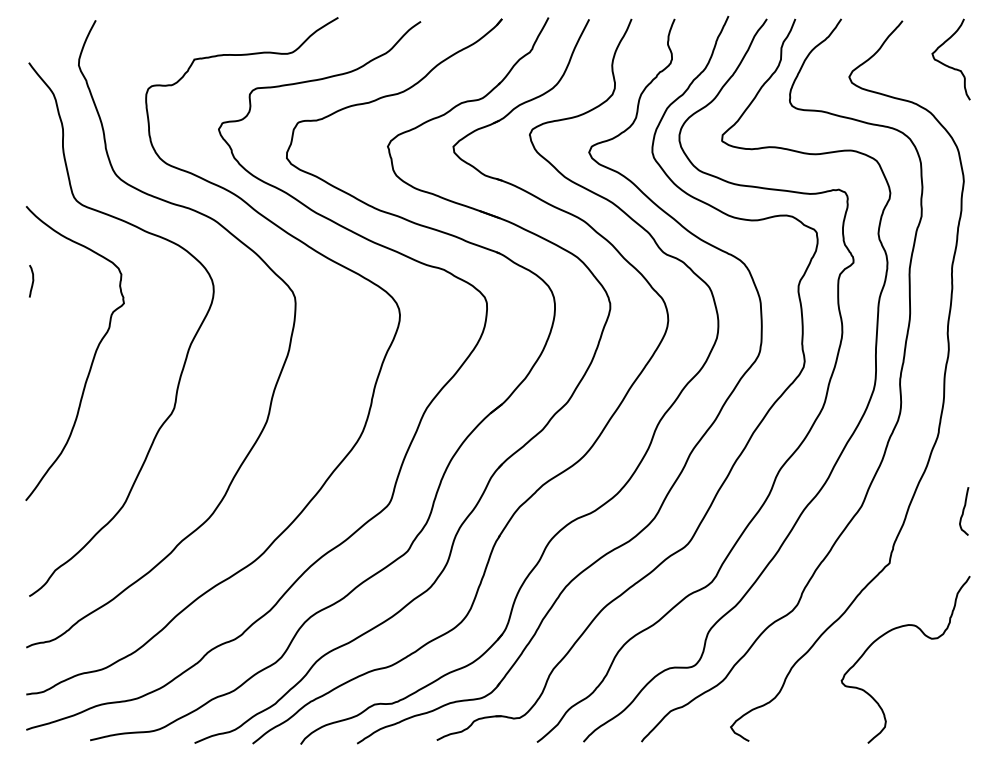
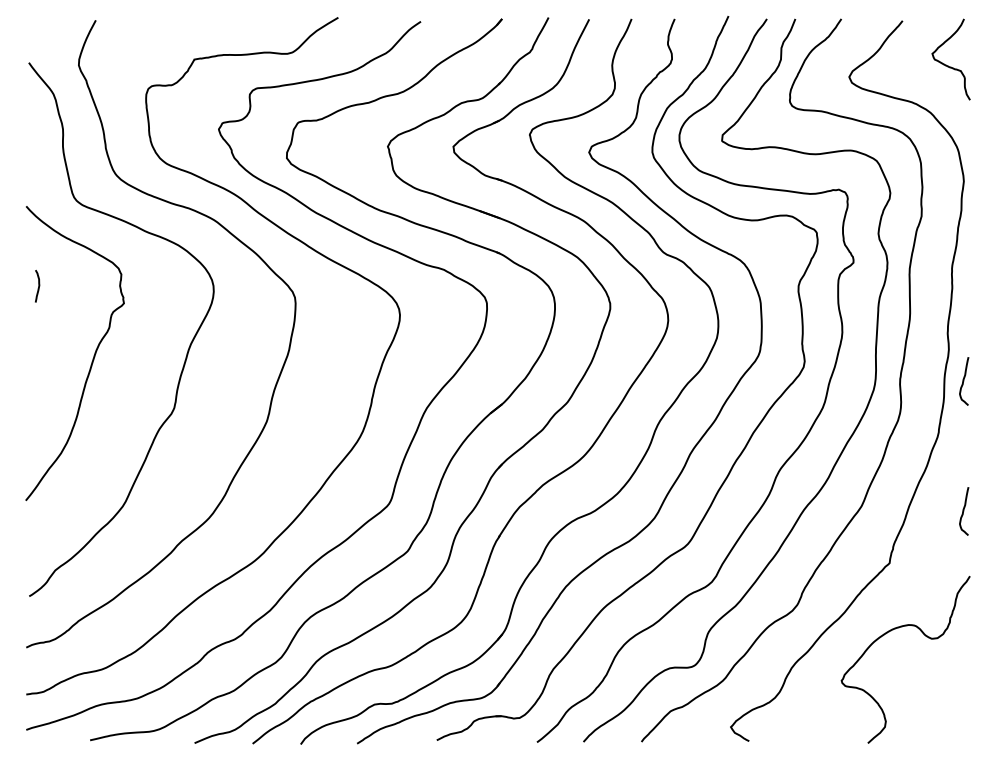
curve position: (32, 281) -> (38, 286) (38, 286)
curve: none -> present (964, 381)
